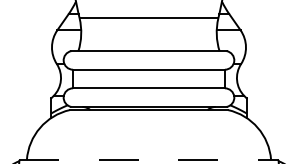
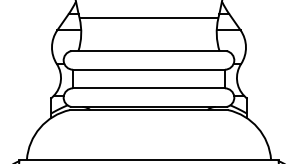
line: dashed -> solid (149, 159)
